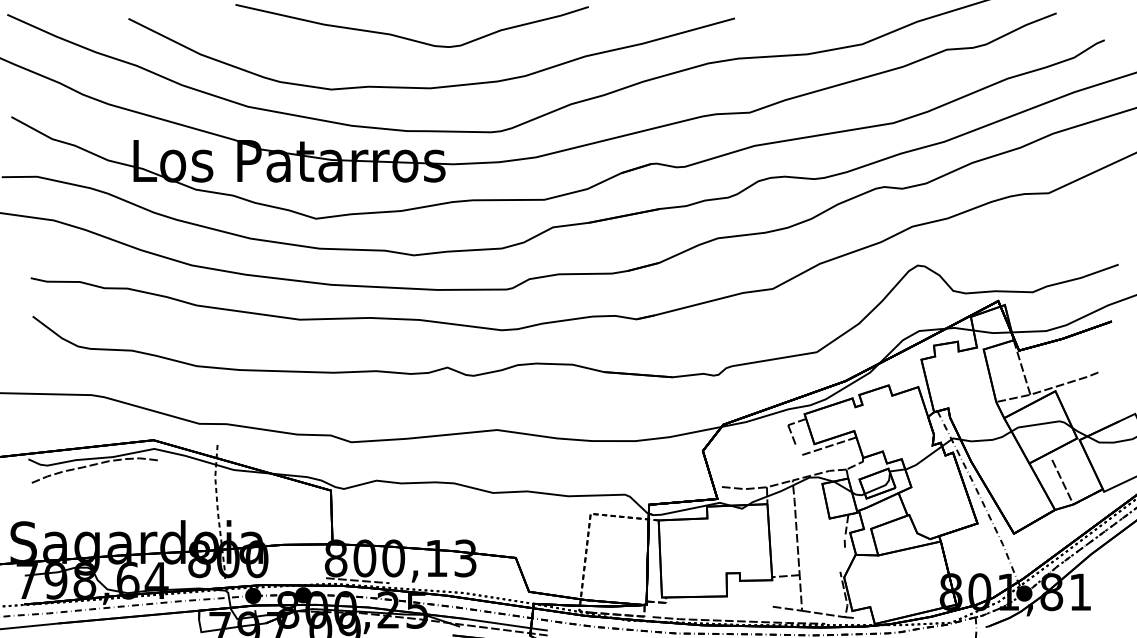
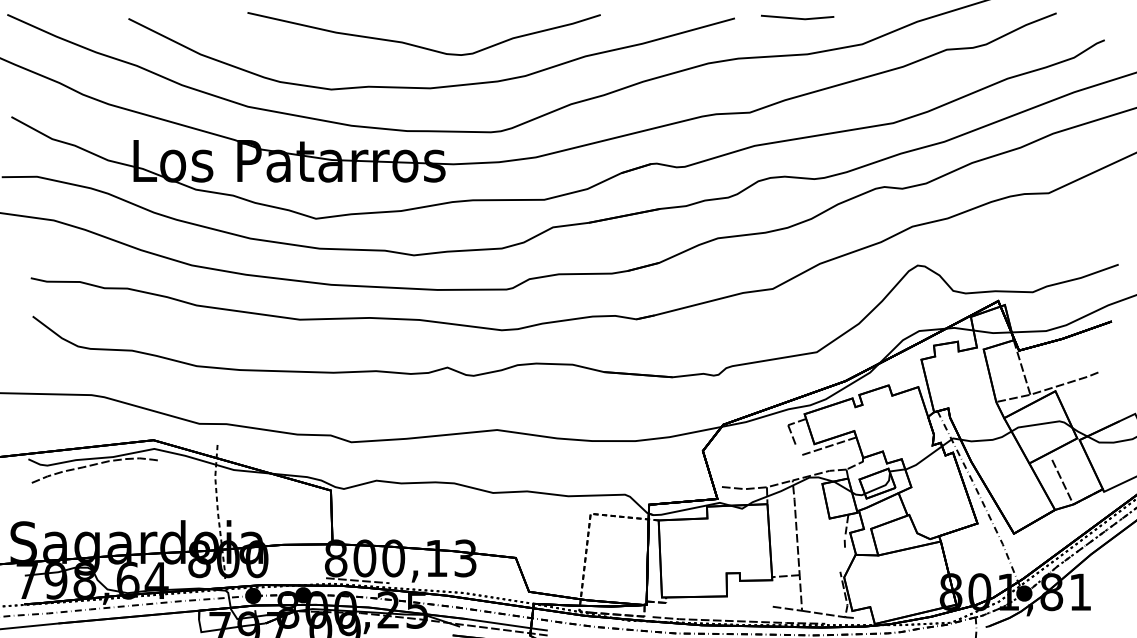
line: none -> present (797, 17)
curve position: (406, 37) -> (418, 45) (418, 45)
